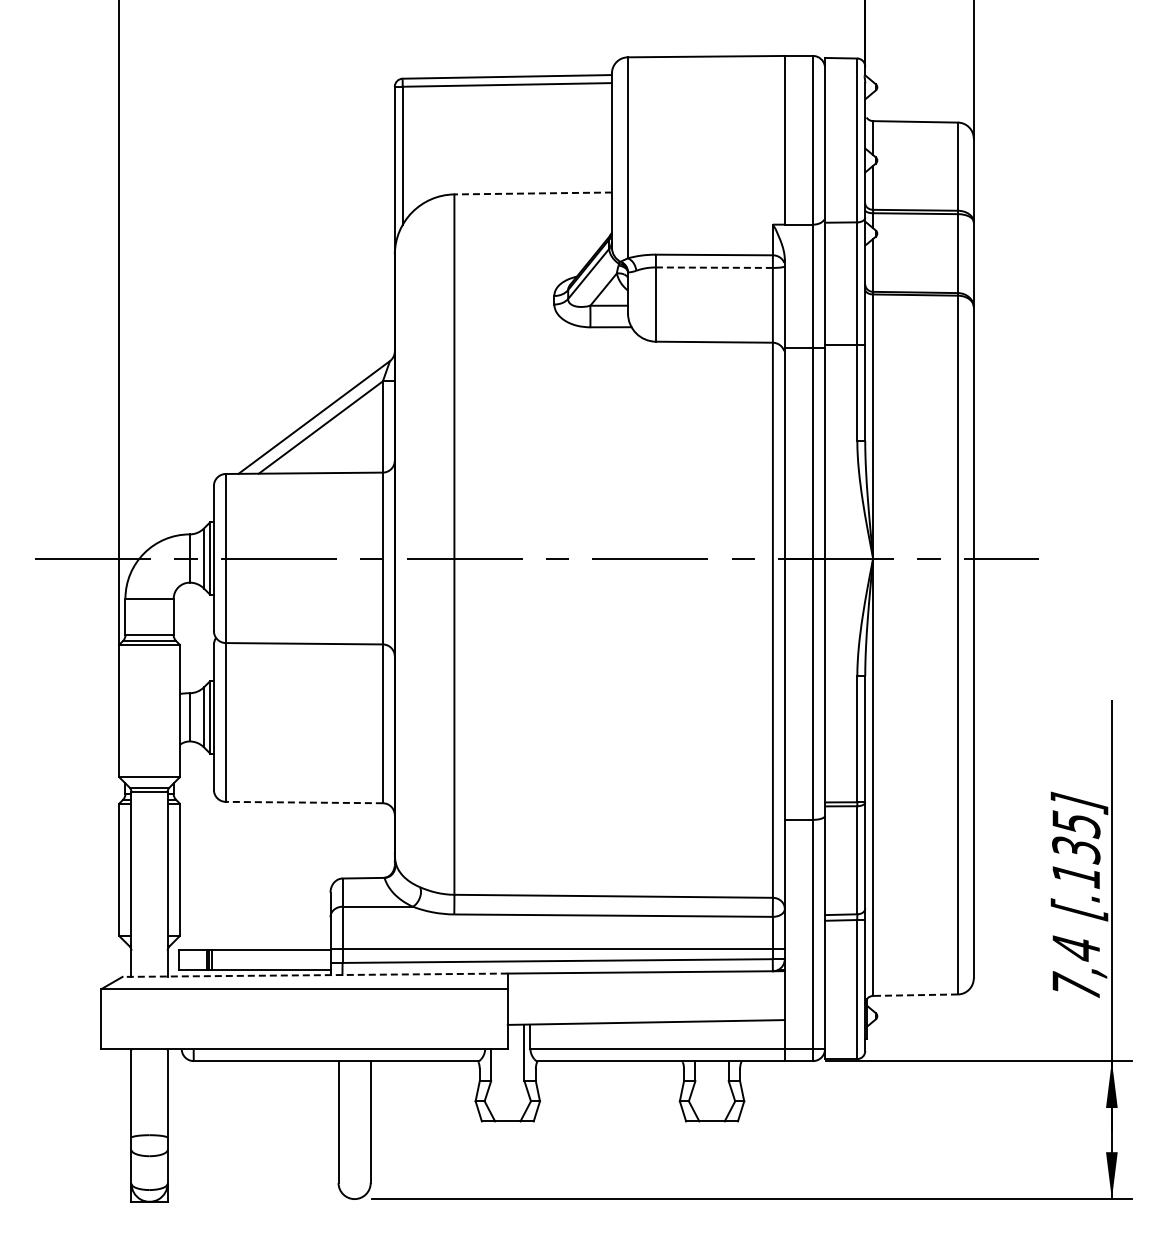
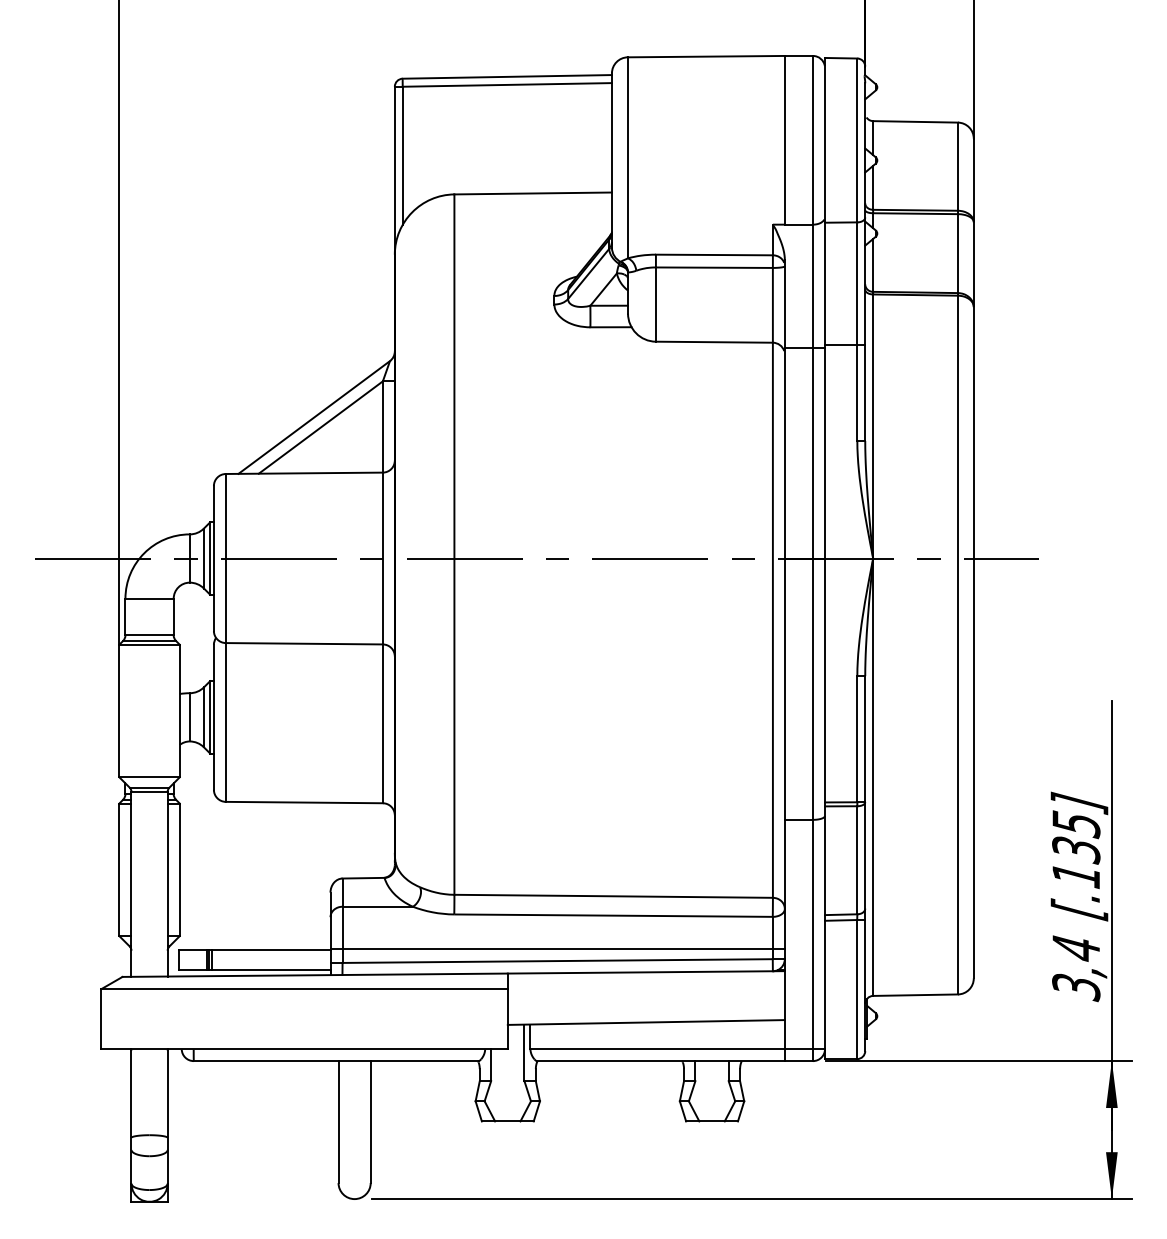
line: dashed -> solid (533, 193)
line: dashed -> solid (713, 267)
line: dashed -> solid (304, 802)
line: dashed -> solid (315, 975)
text: 7,4 -> 3,4 (1076, 986)
line: dashed -> solid (915, 995)
